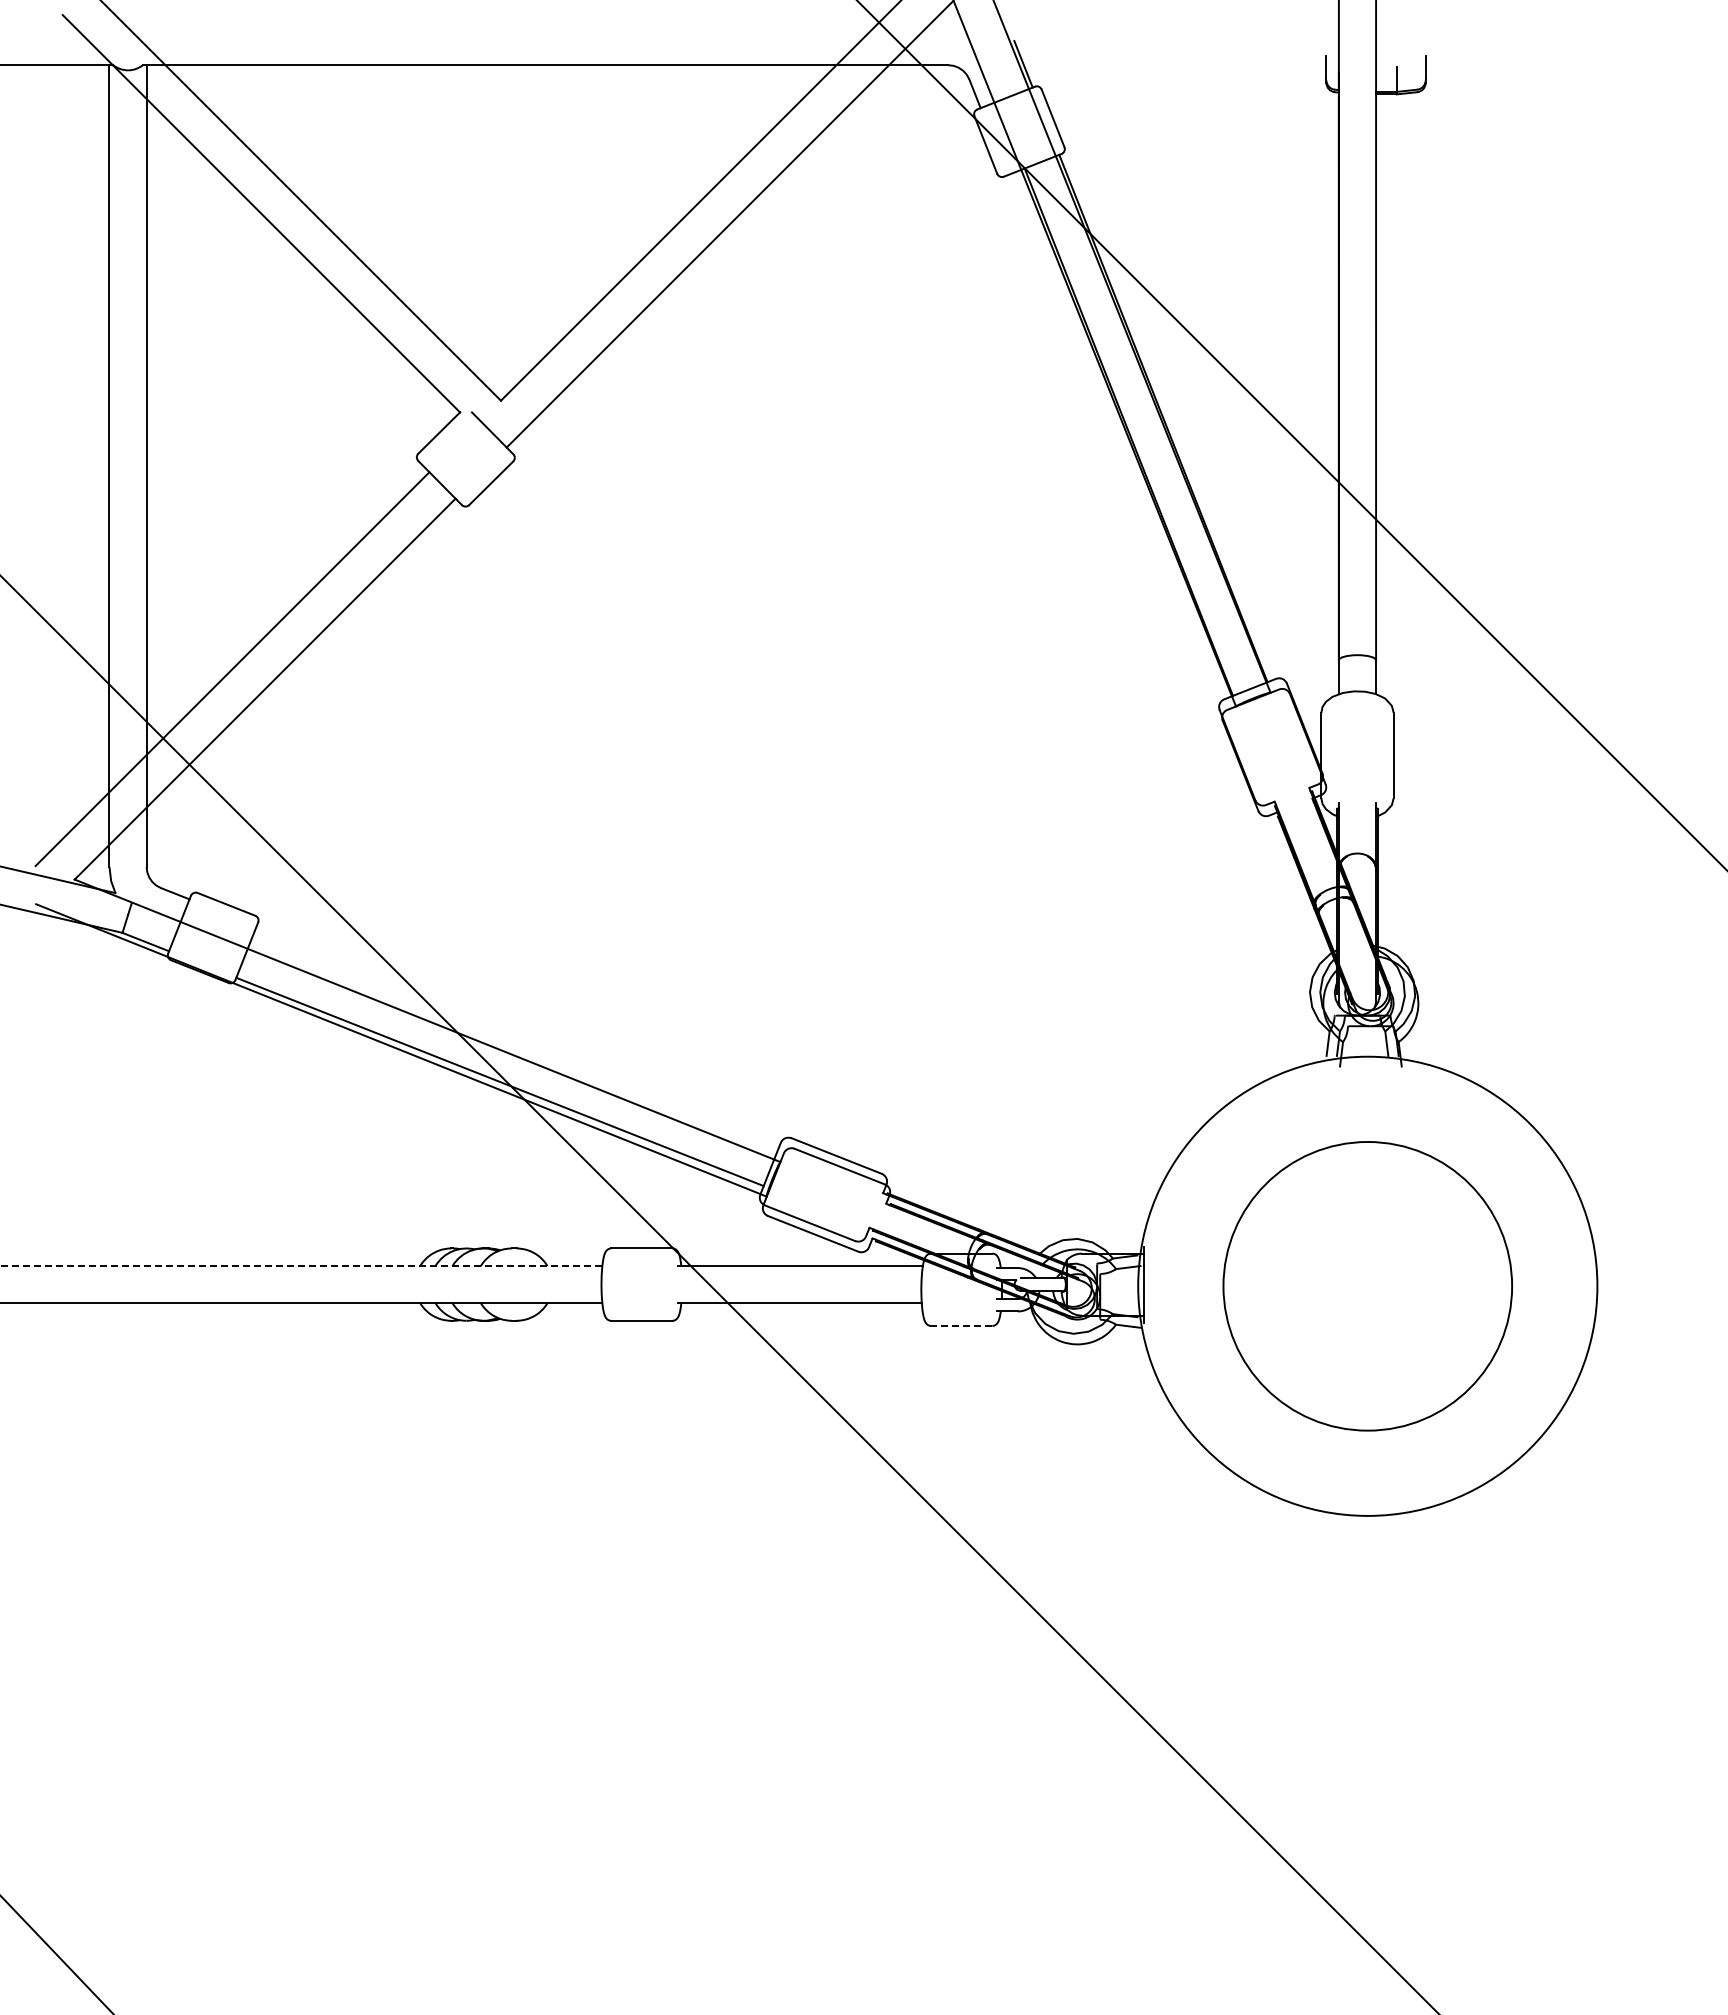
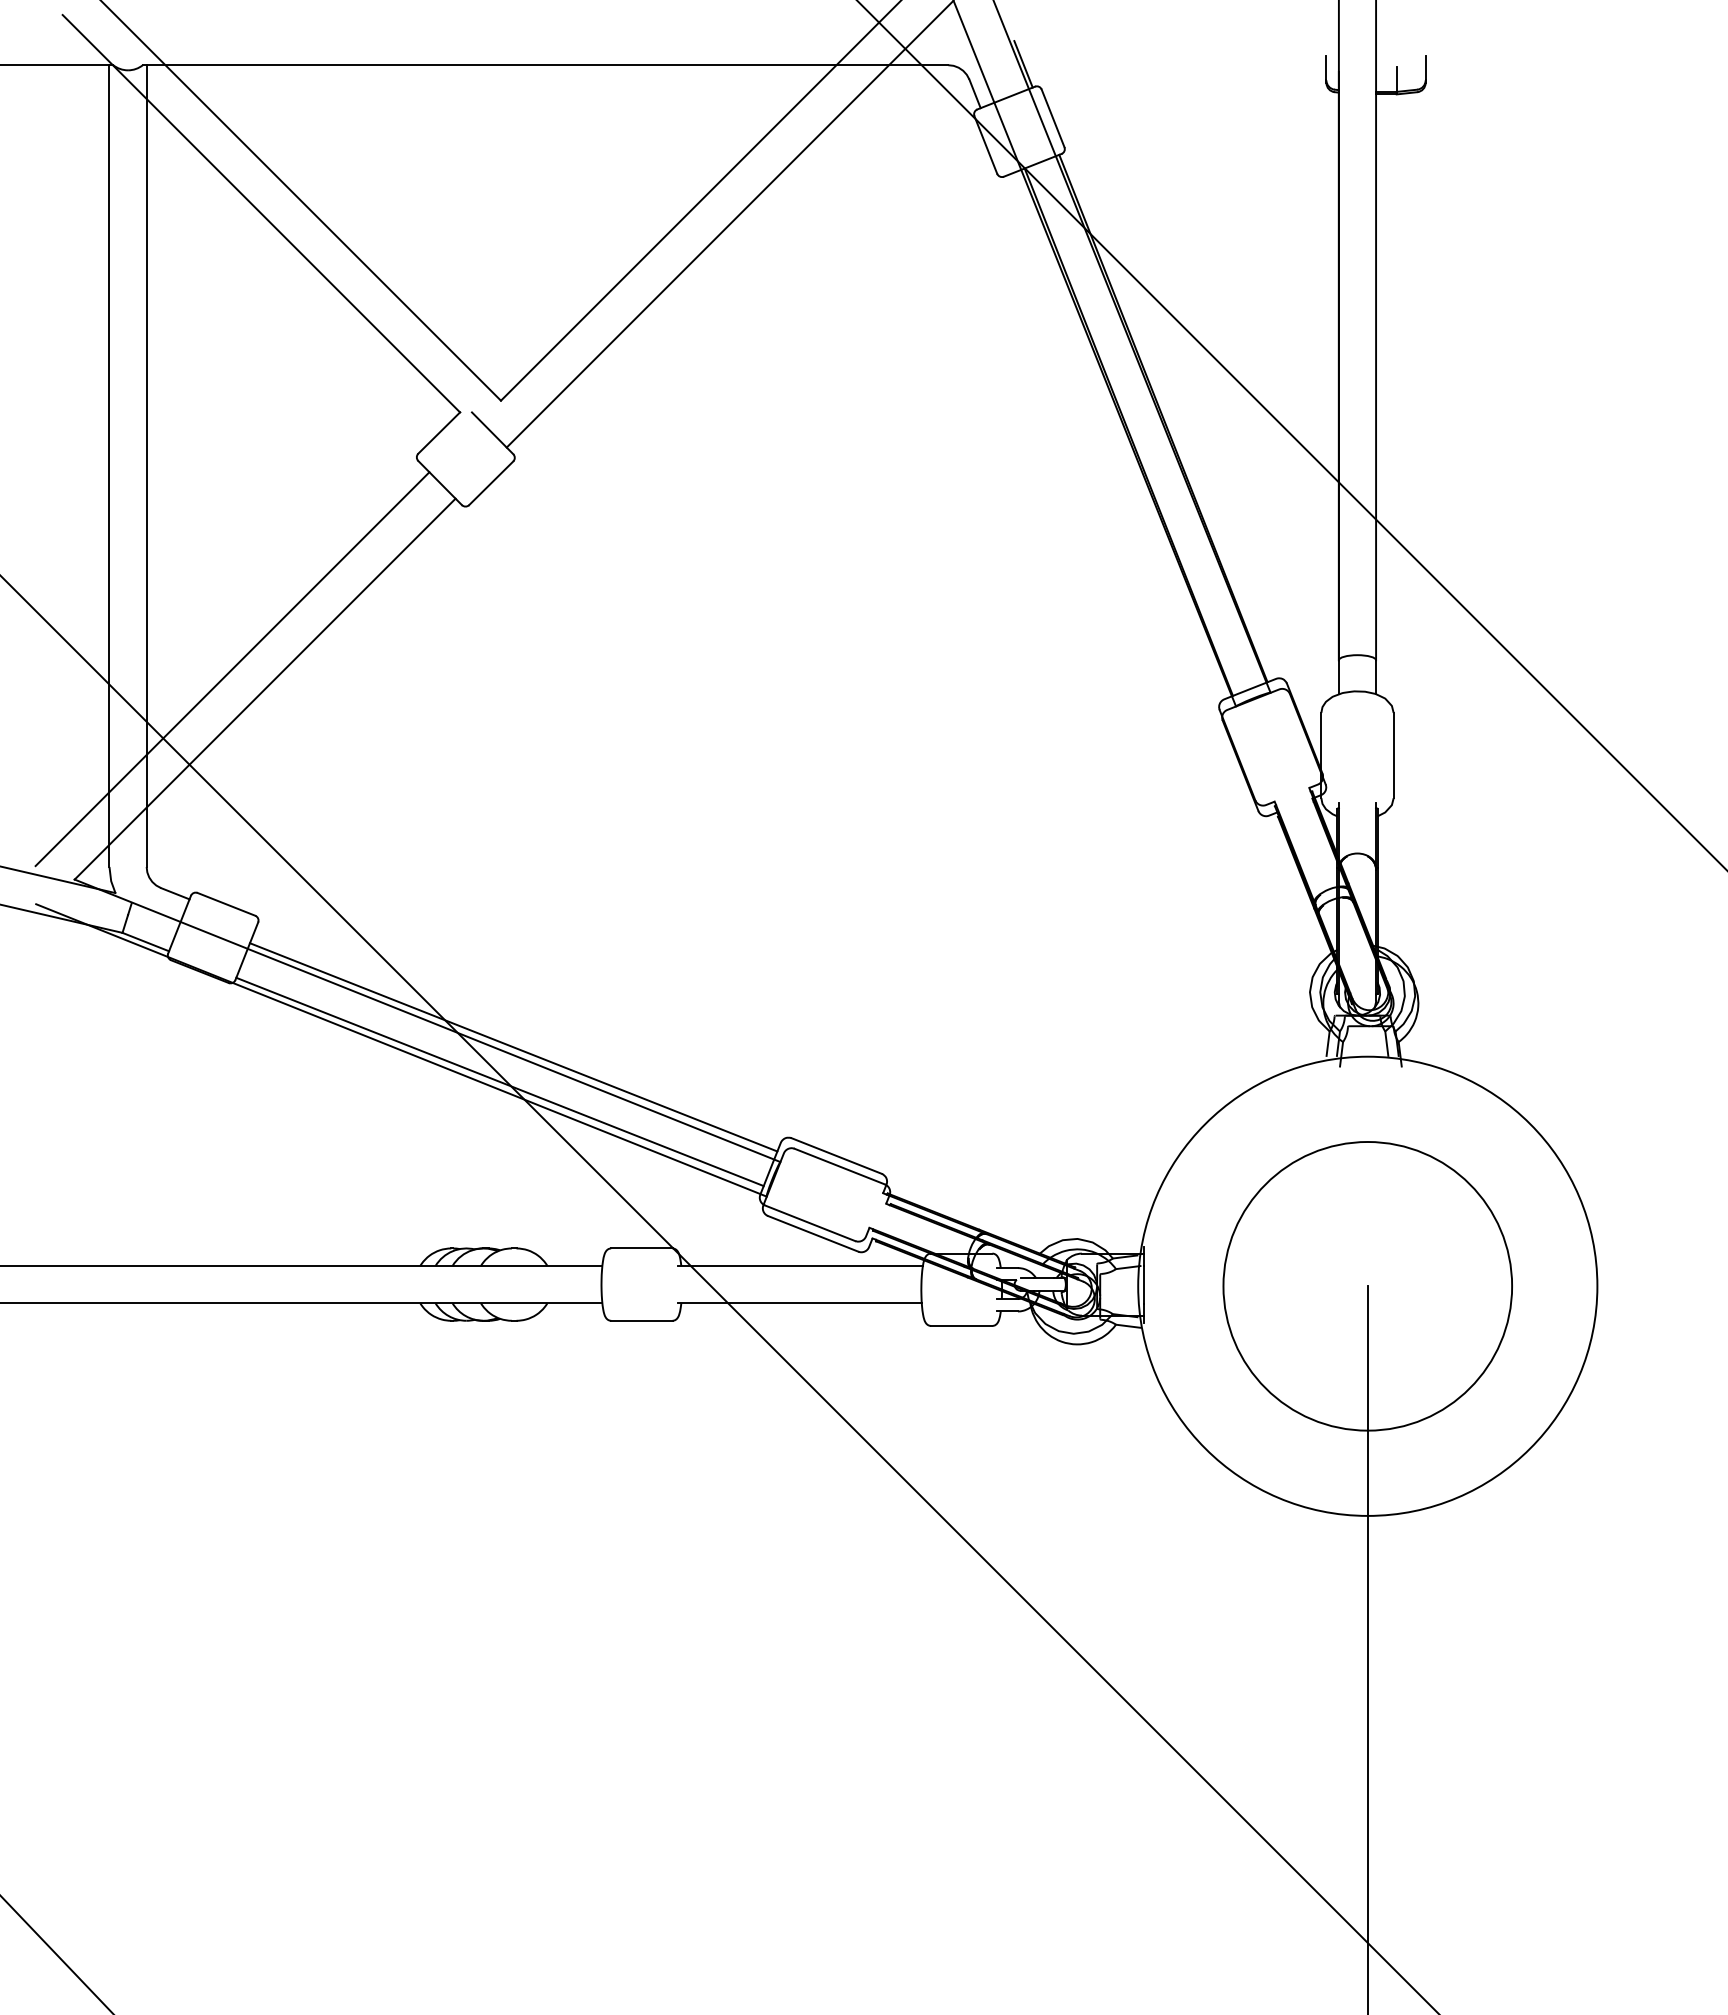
line: none -> present (513, 1047)
line: dashed -> solid (301, 1266)
line: dashed -> solid (961, 1325)
line: none -> present (1367, 1648)
